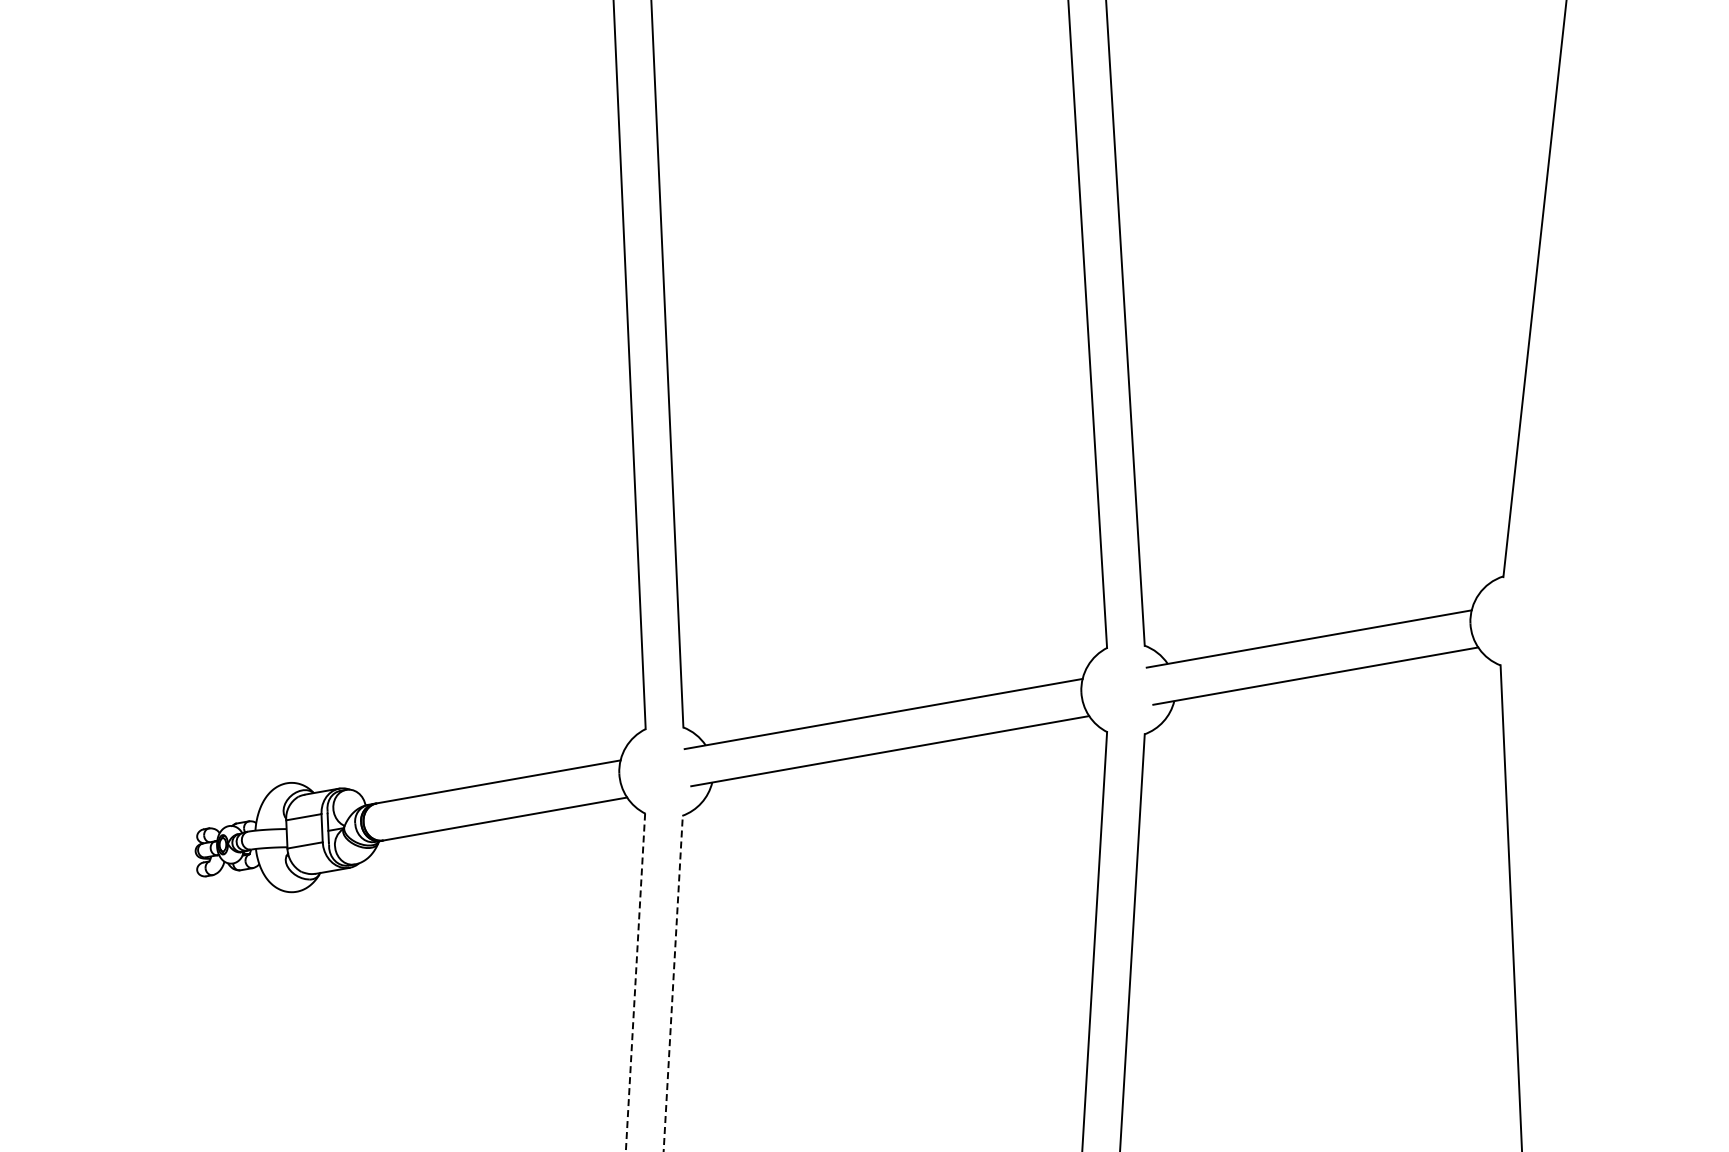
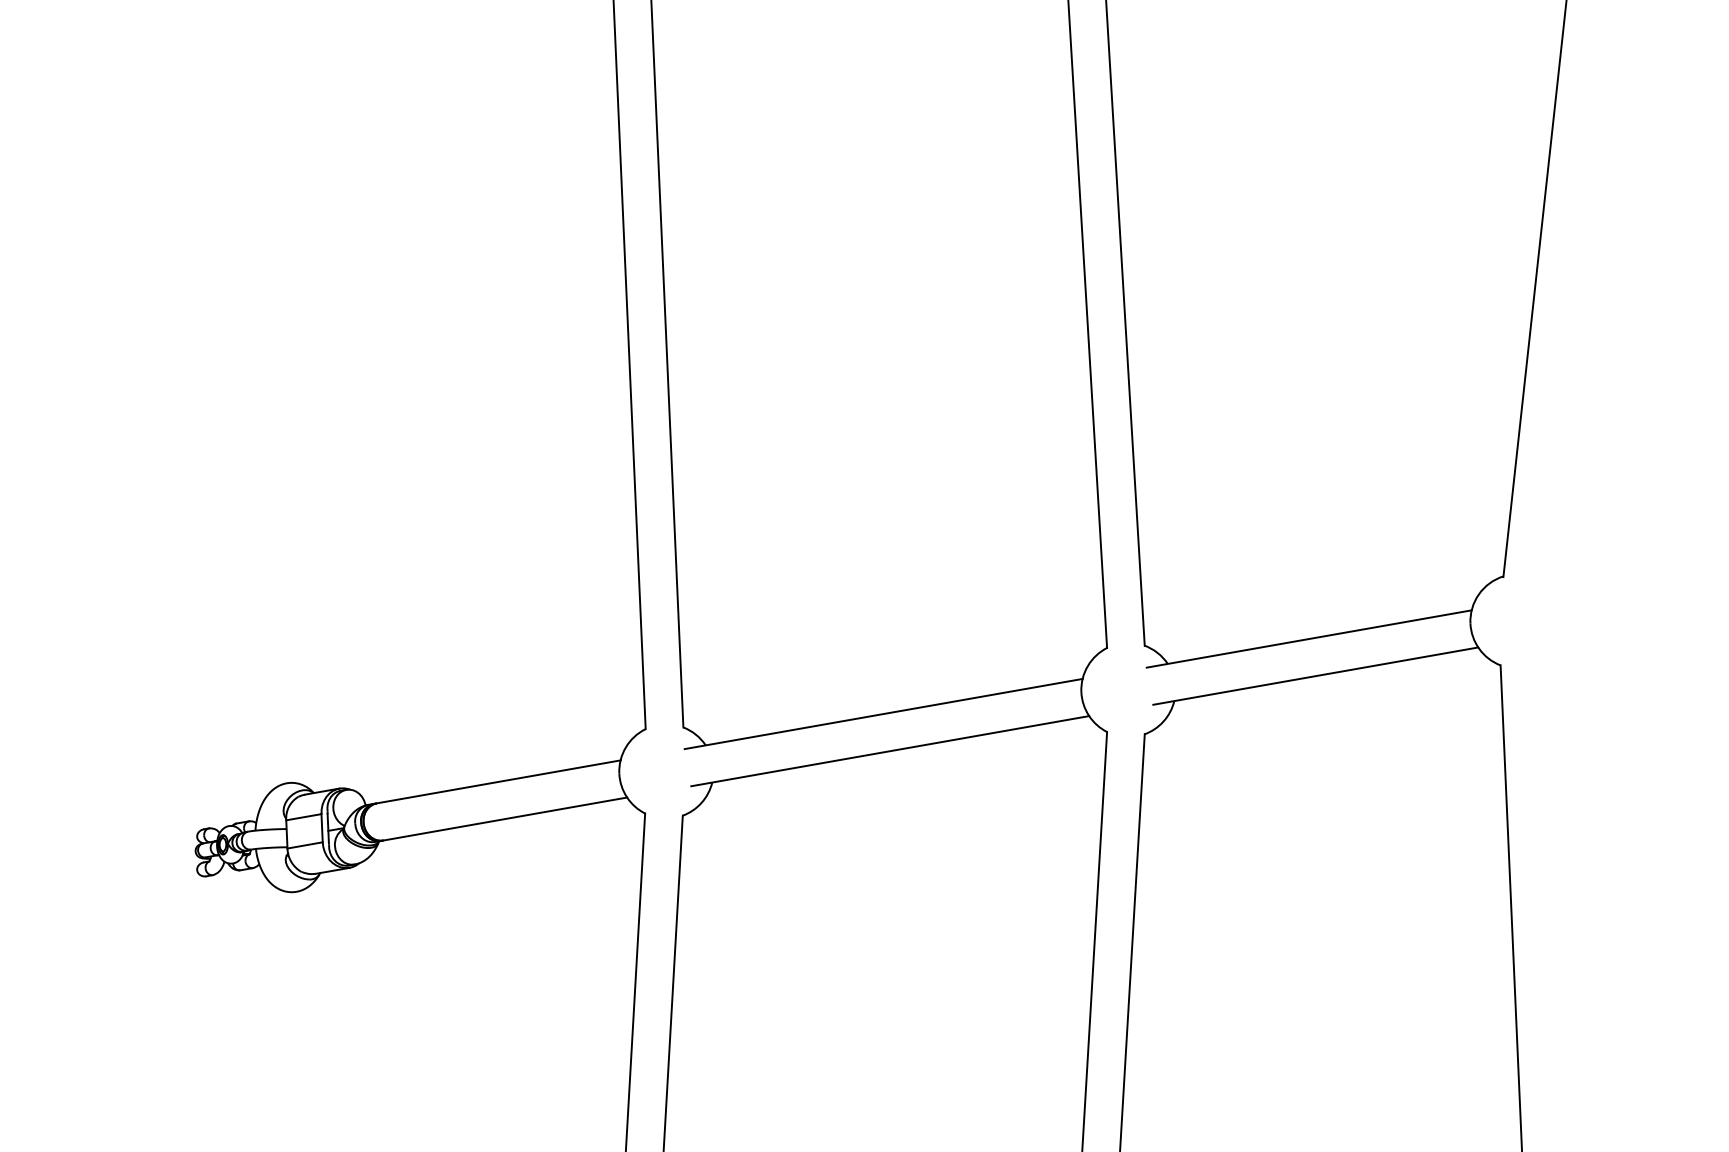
line: dashed -> solid (635, 983)
line: dashed -> solid (673, 983)
